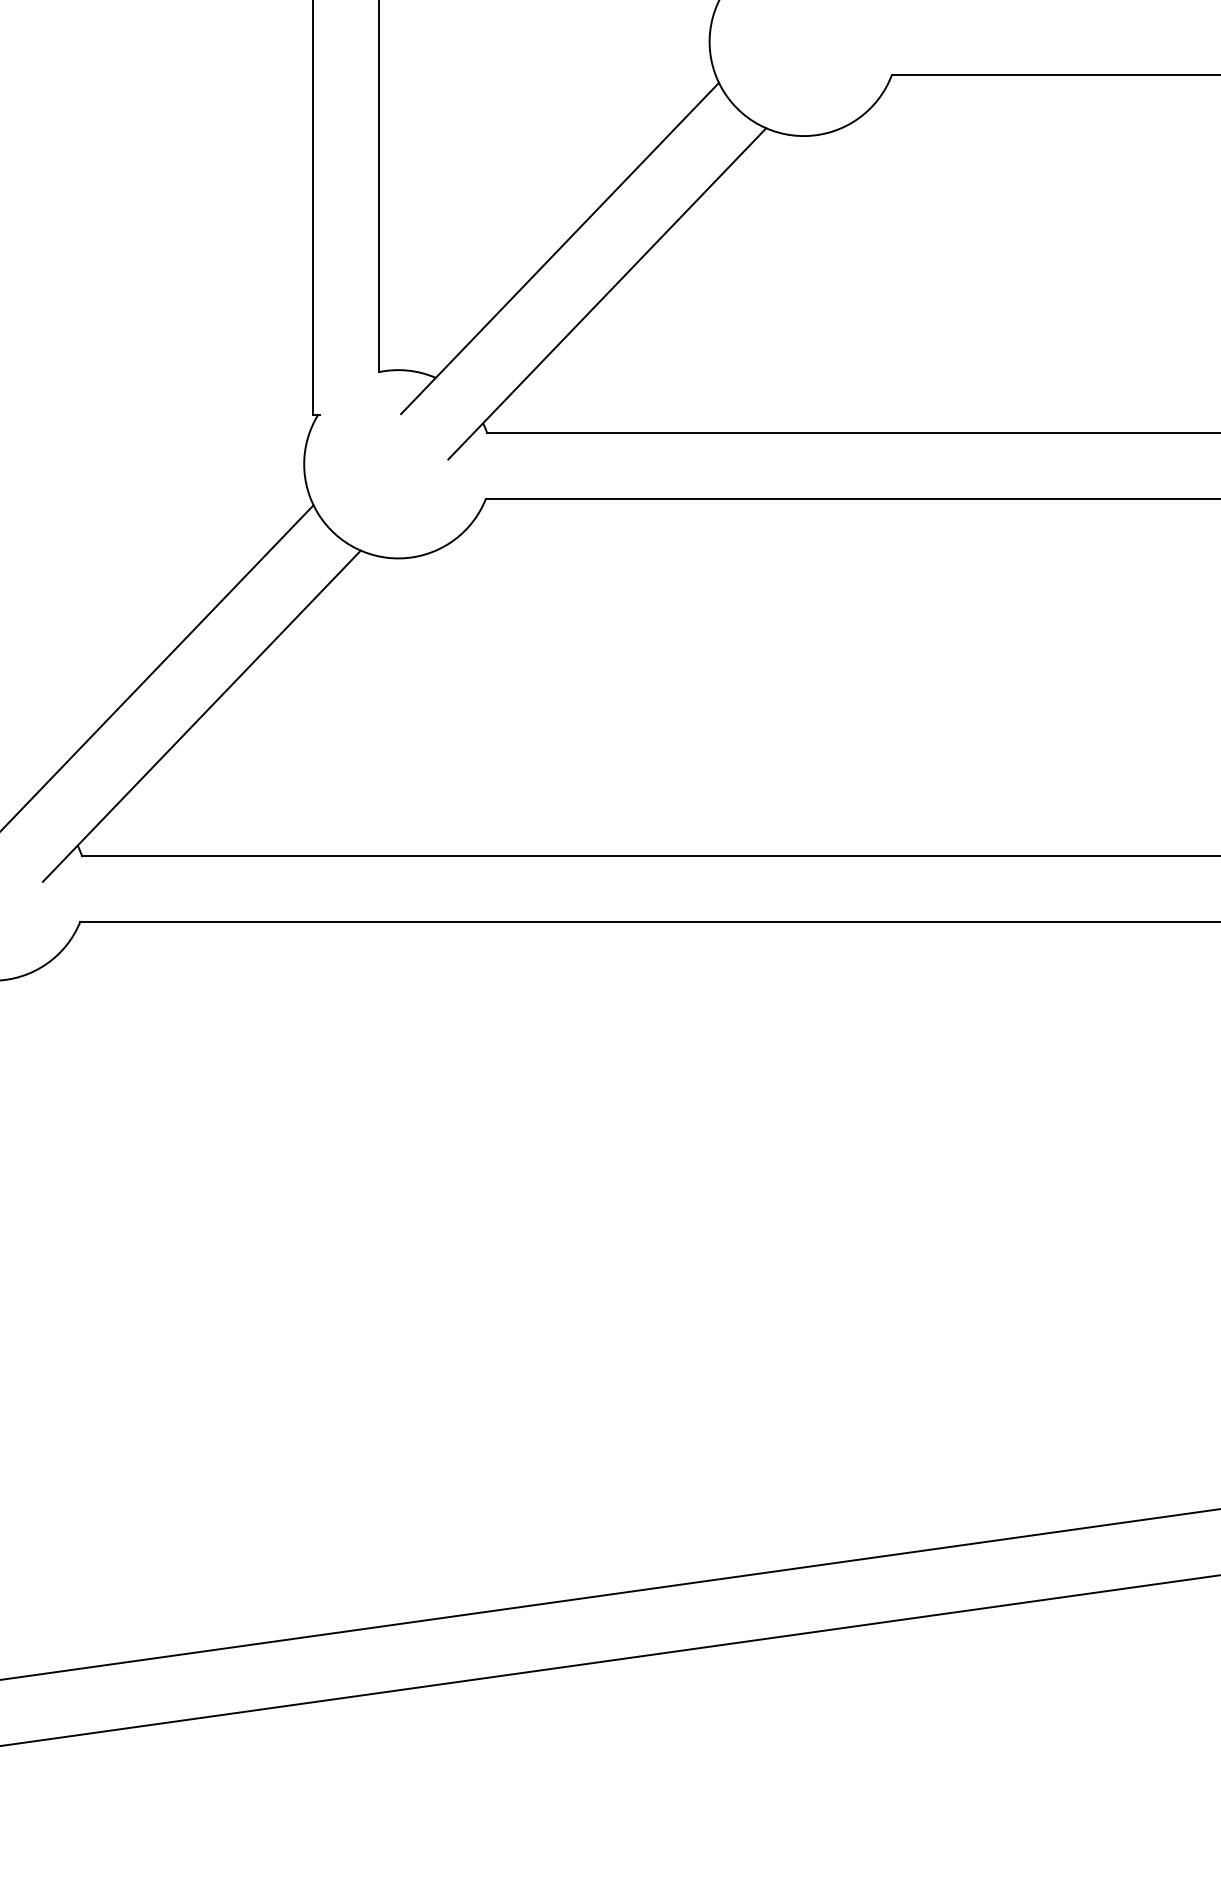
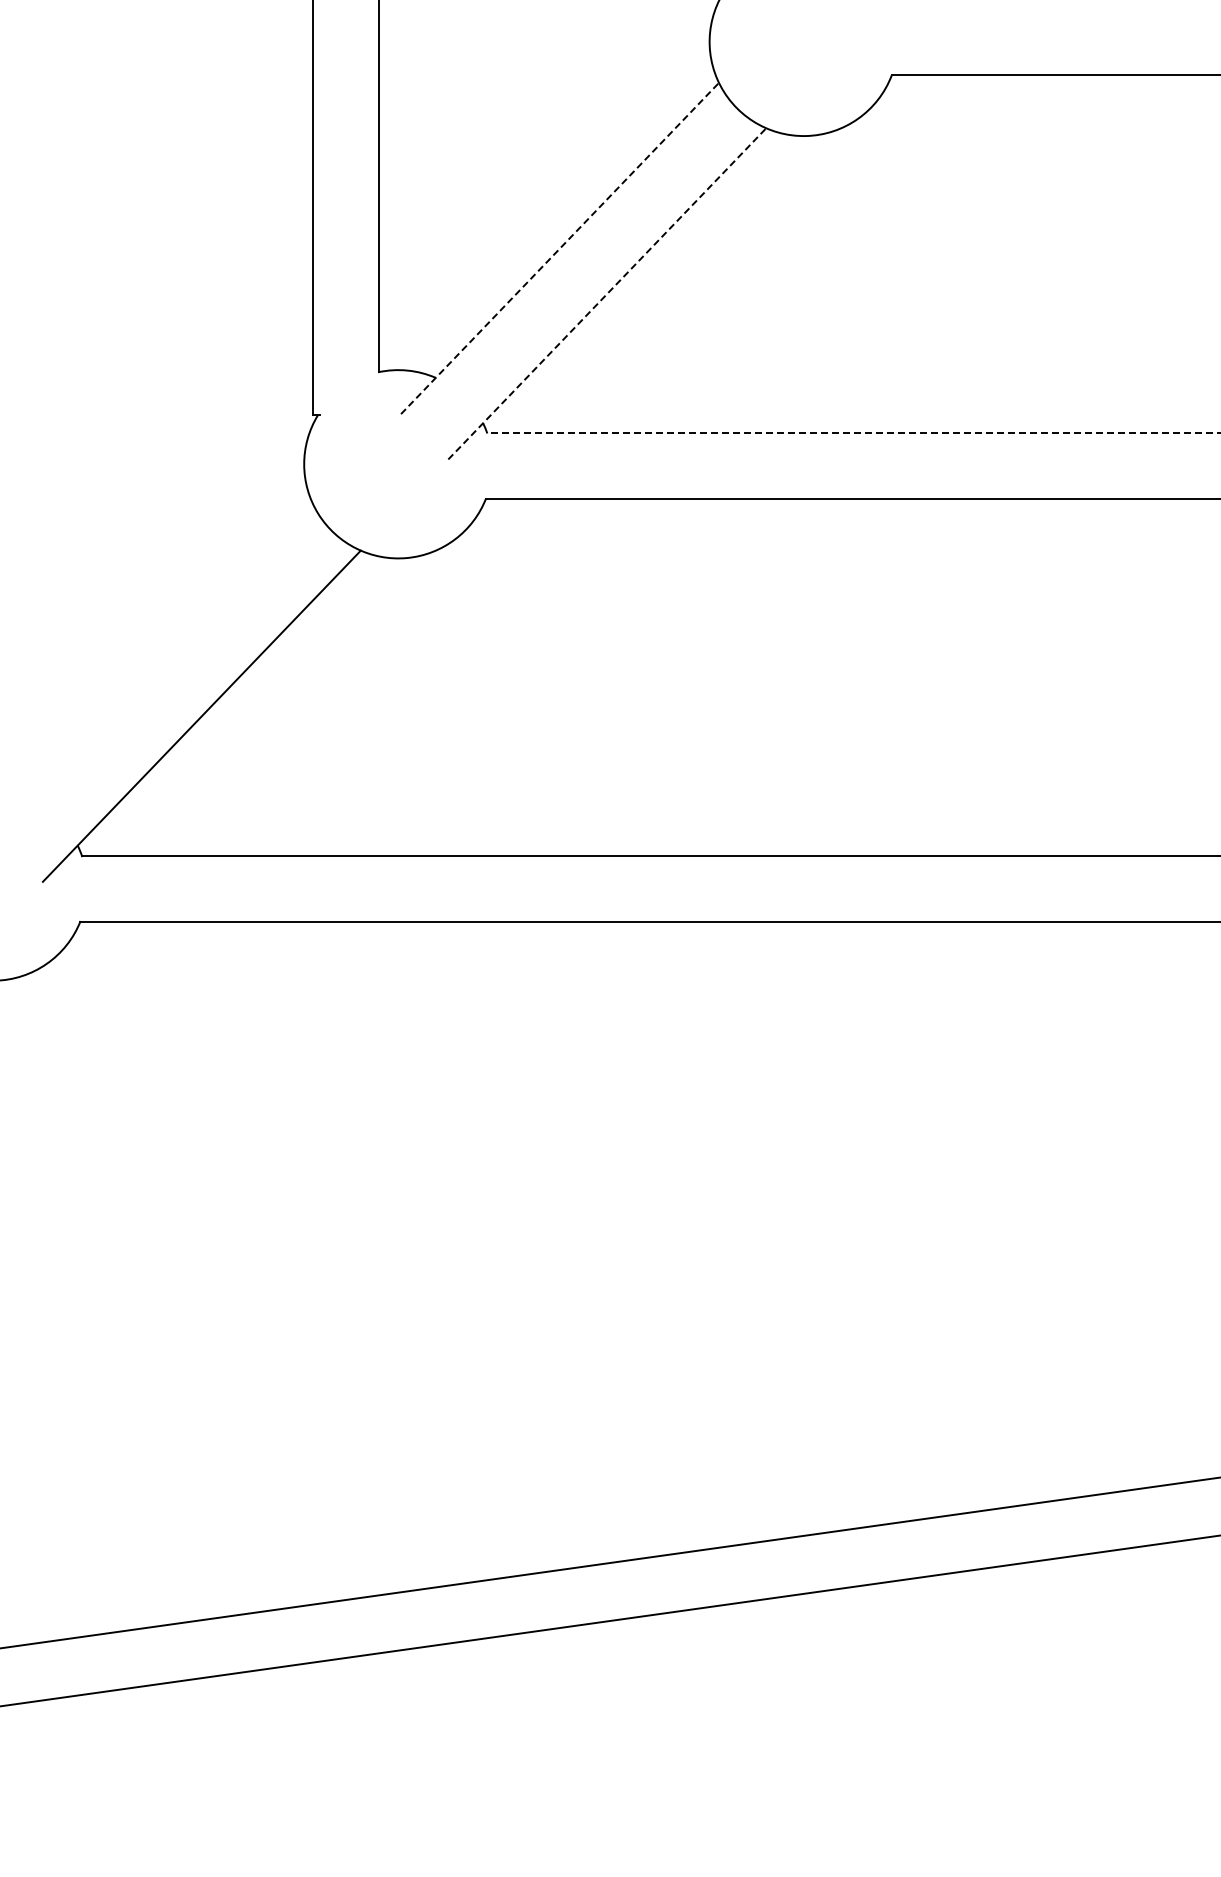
line: solid -> dashed (560, 248)
line: solid -> dashed (607, 293)
line: solid -> dashed (854, 433)
line: present -> none (157, 667)
line position: (609, 1594) -> (609, 1562) (609, 1562)
line position: (609, 1660) -> (609, 1620) (609, 1620)
